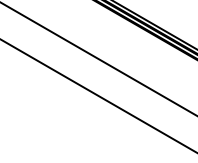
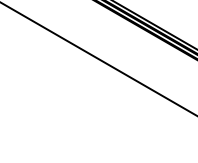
line: present -> none (98, 95)
